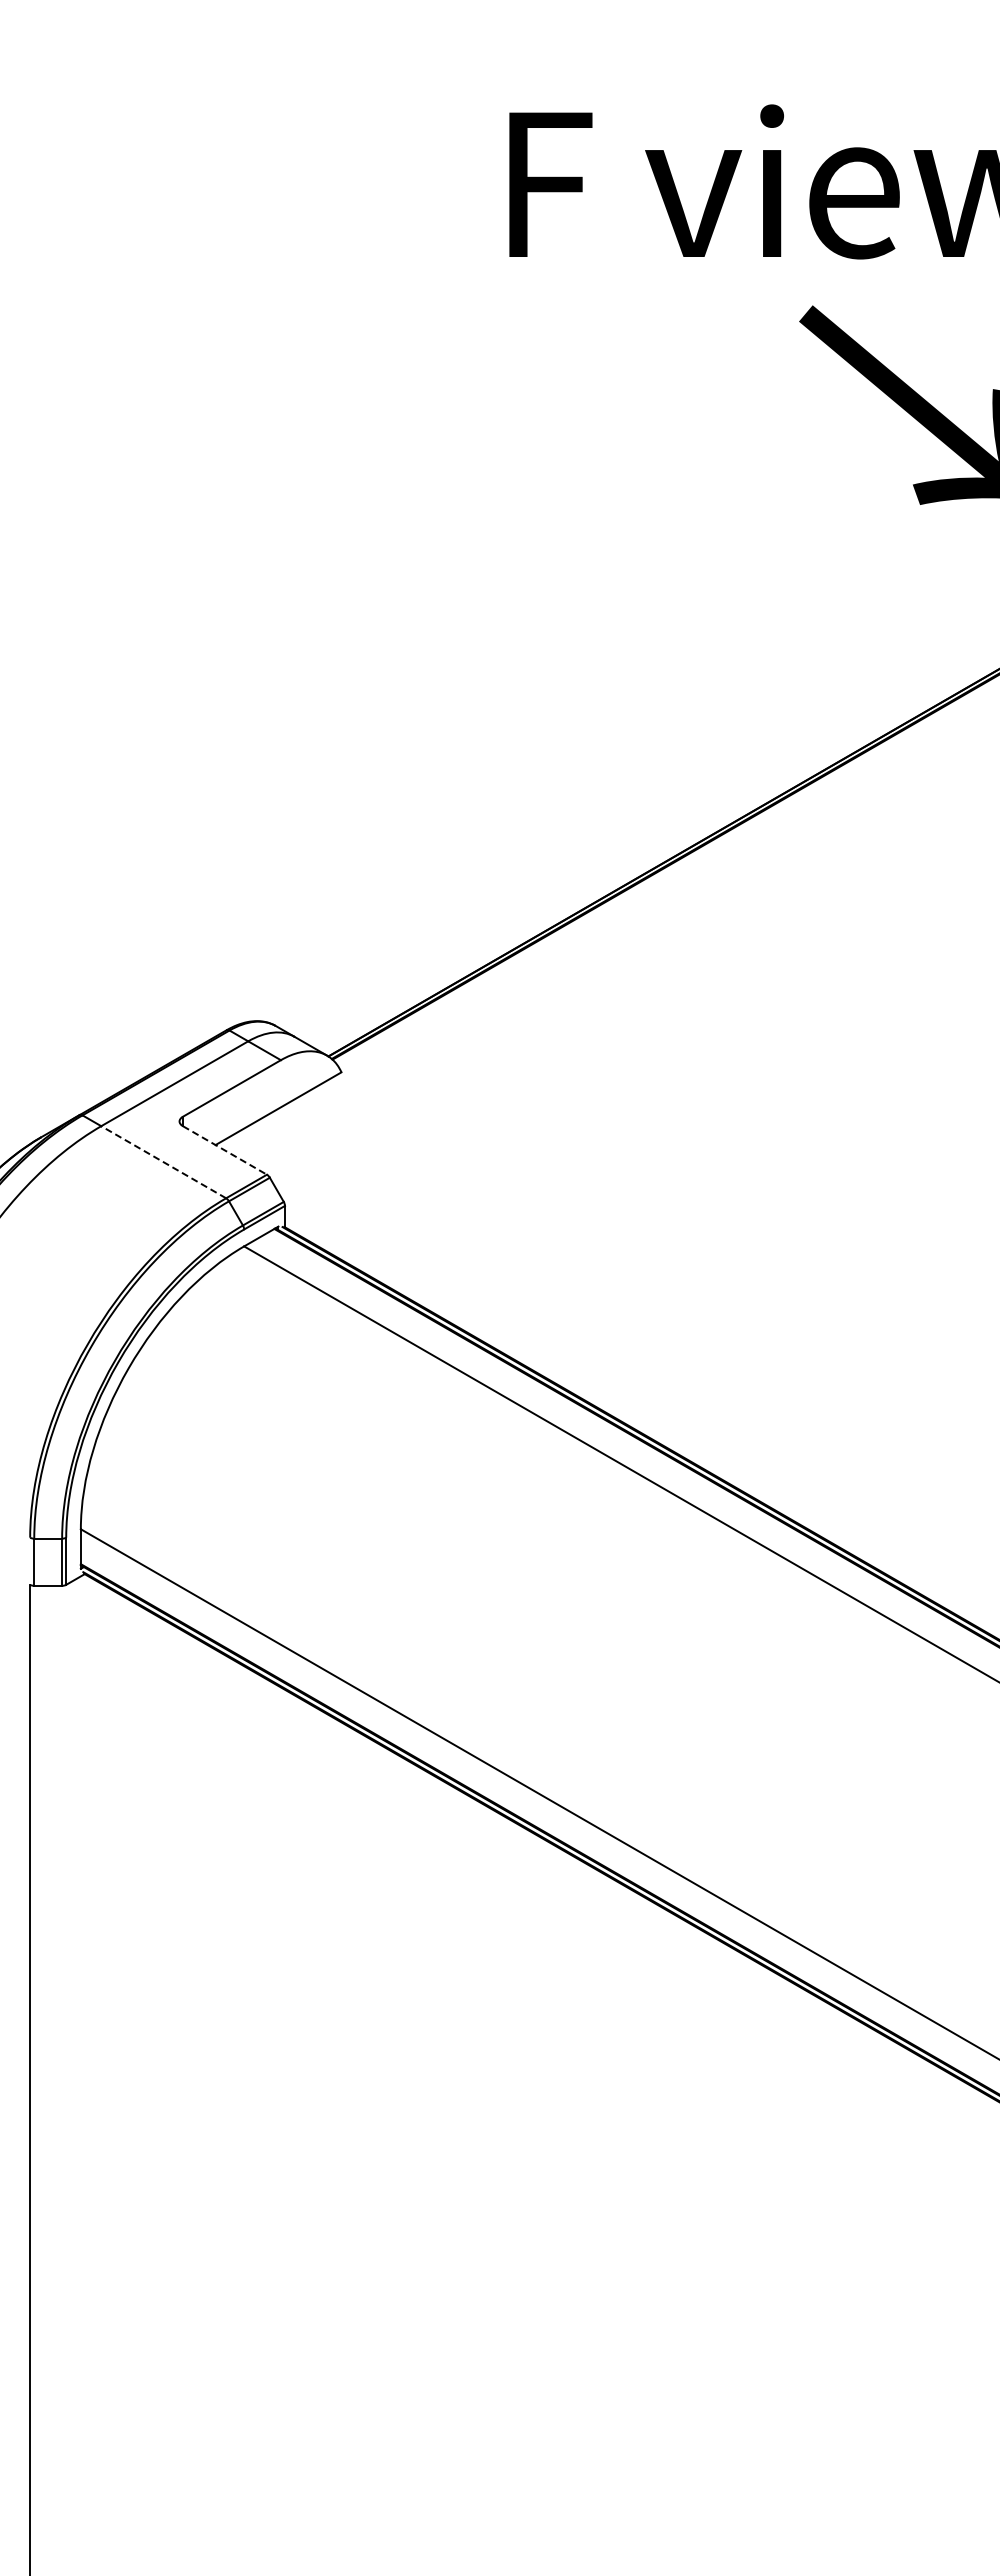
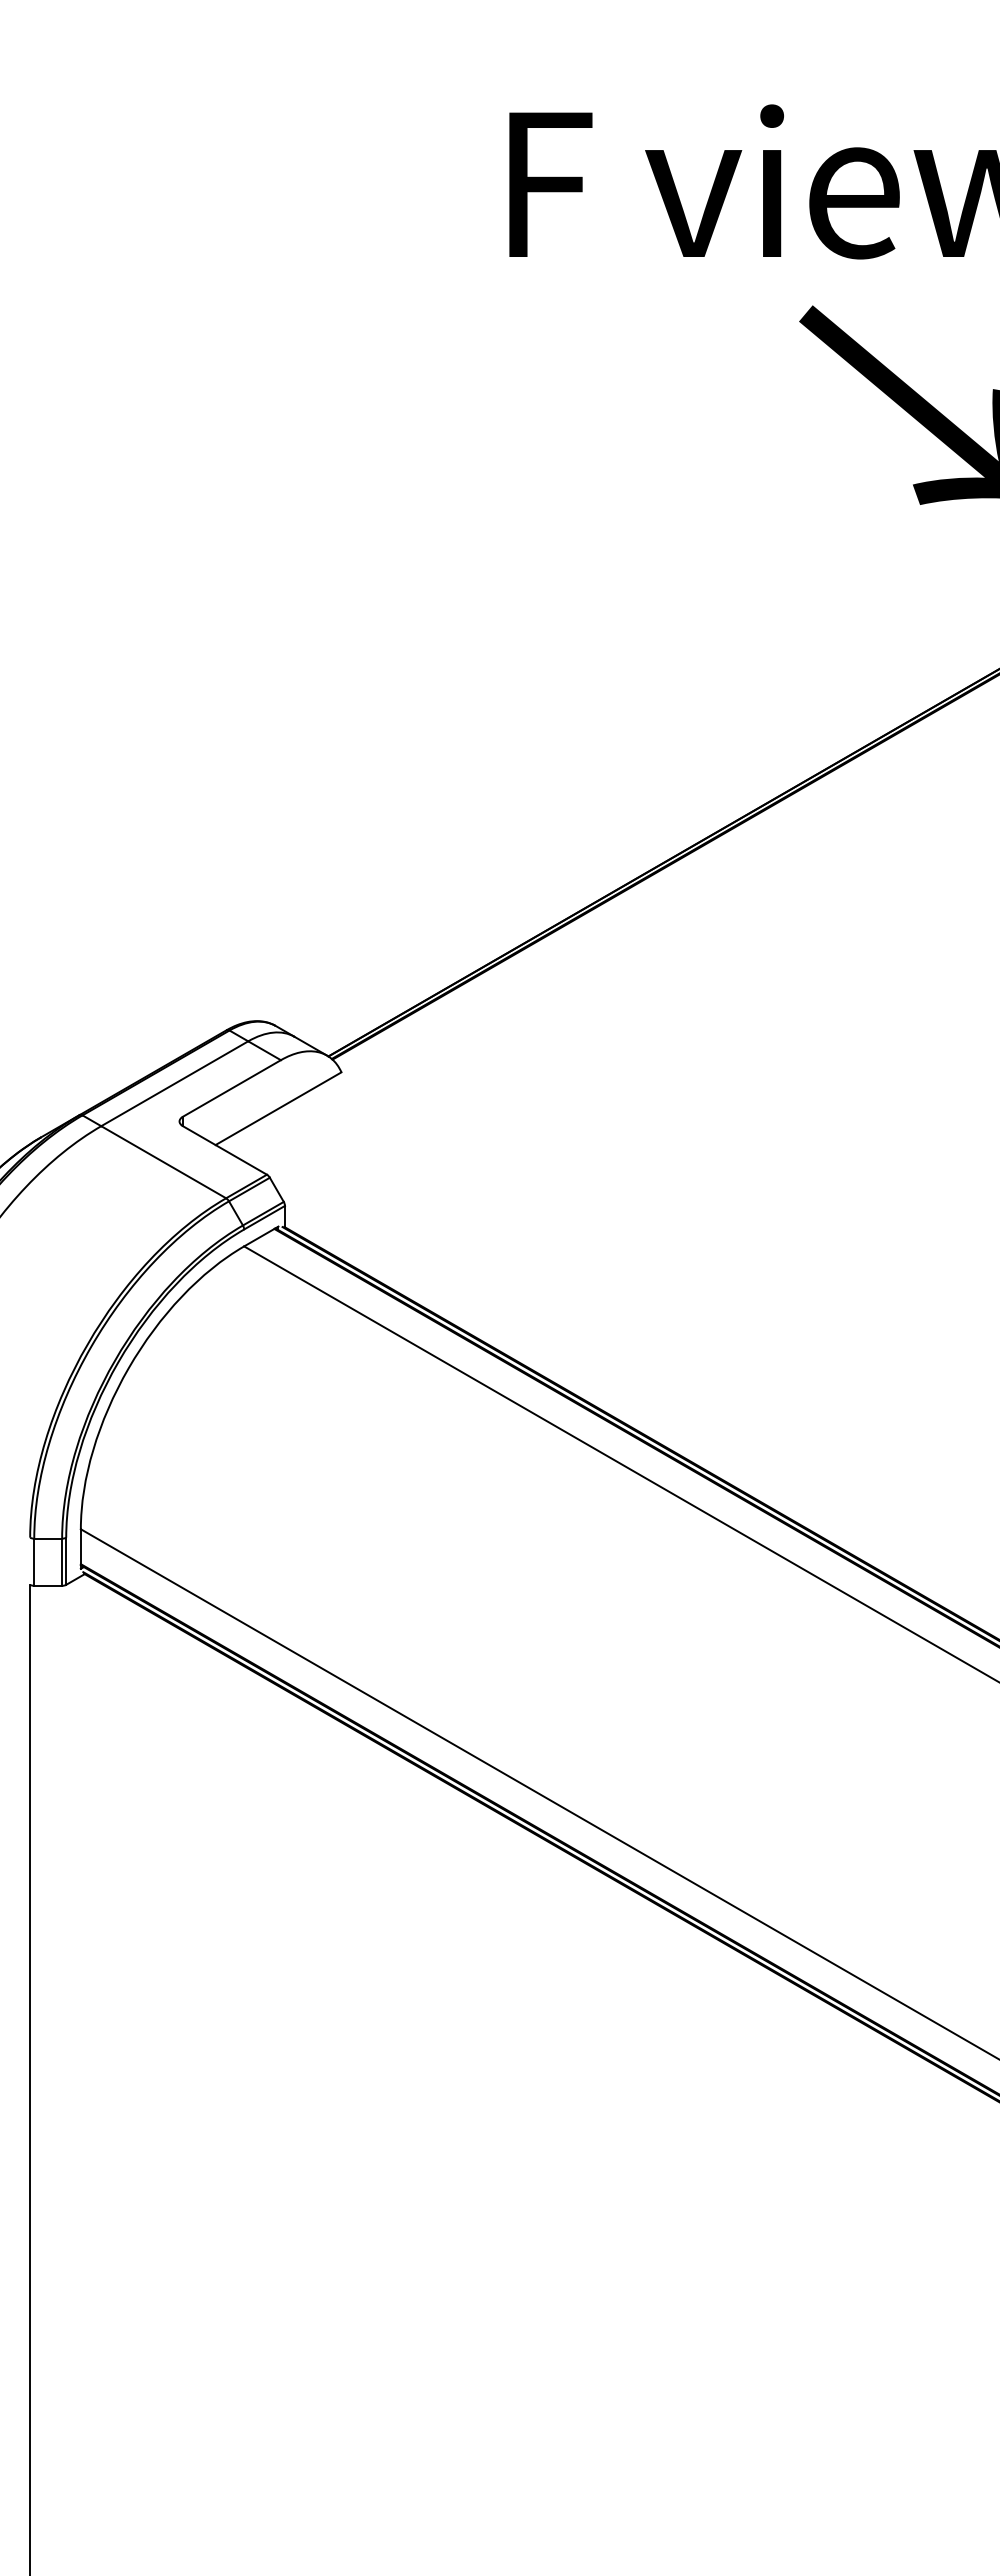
line: dashed -> solid (224, 1150)
line: dashed -> solid (163, 1161)
